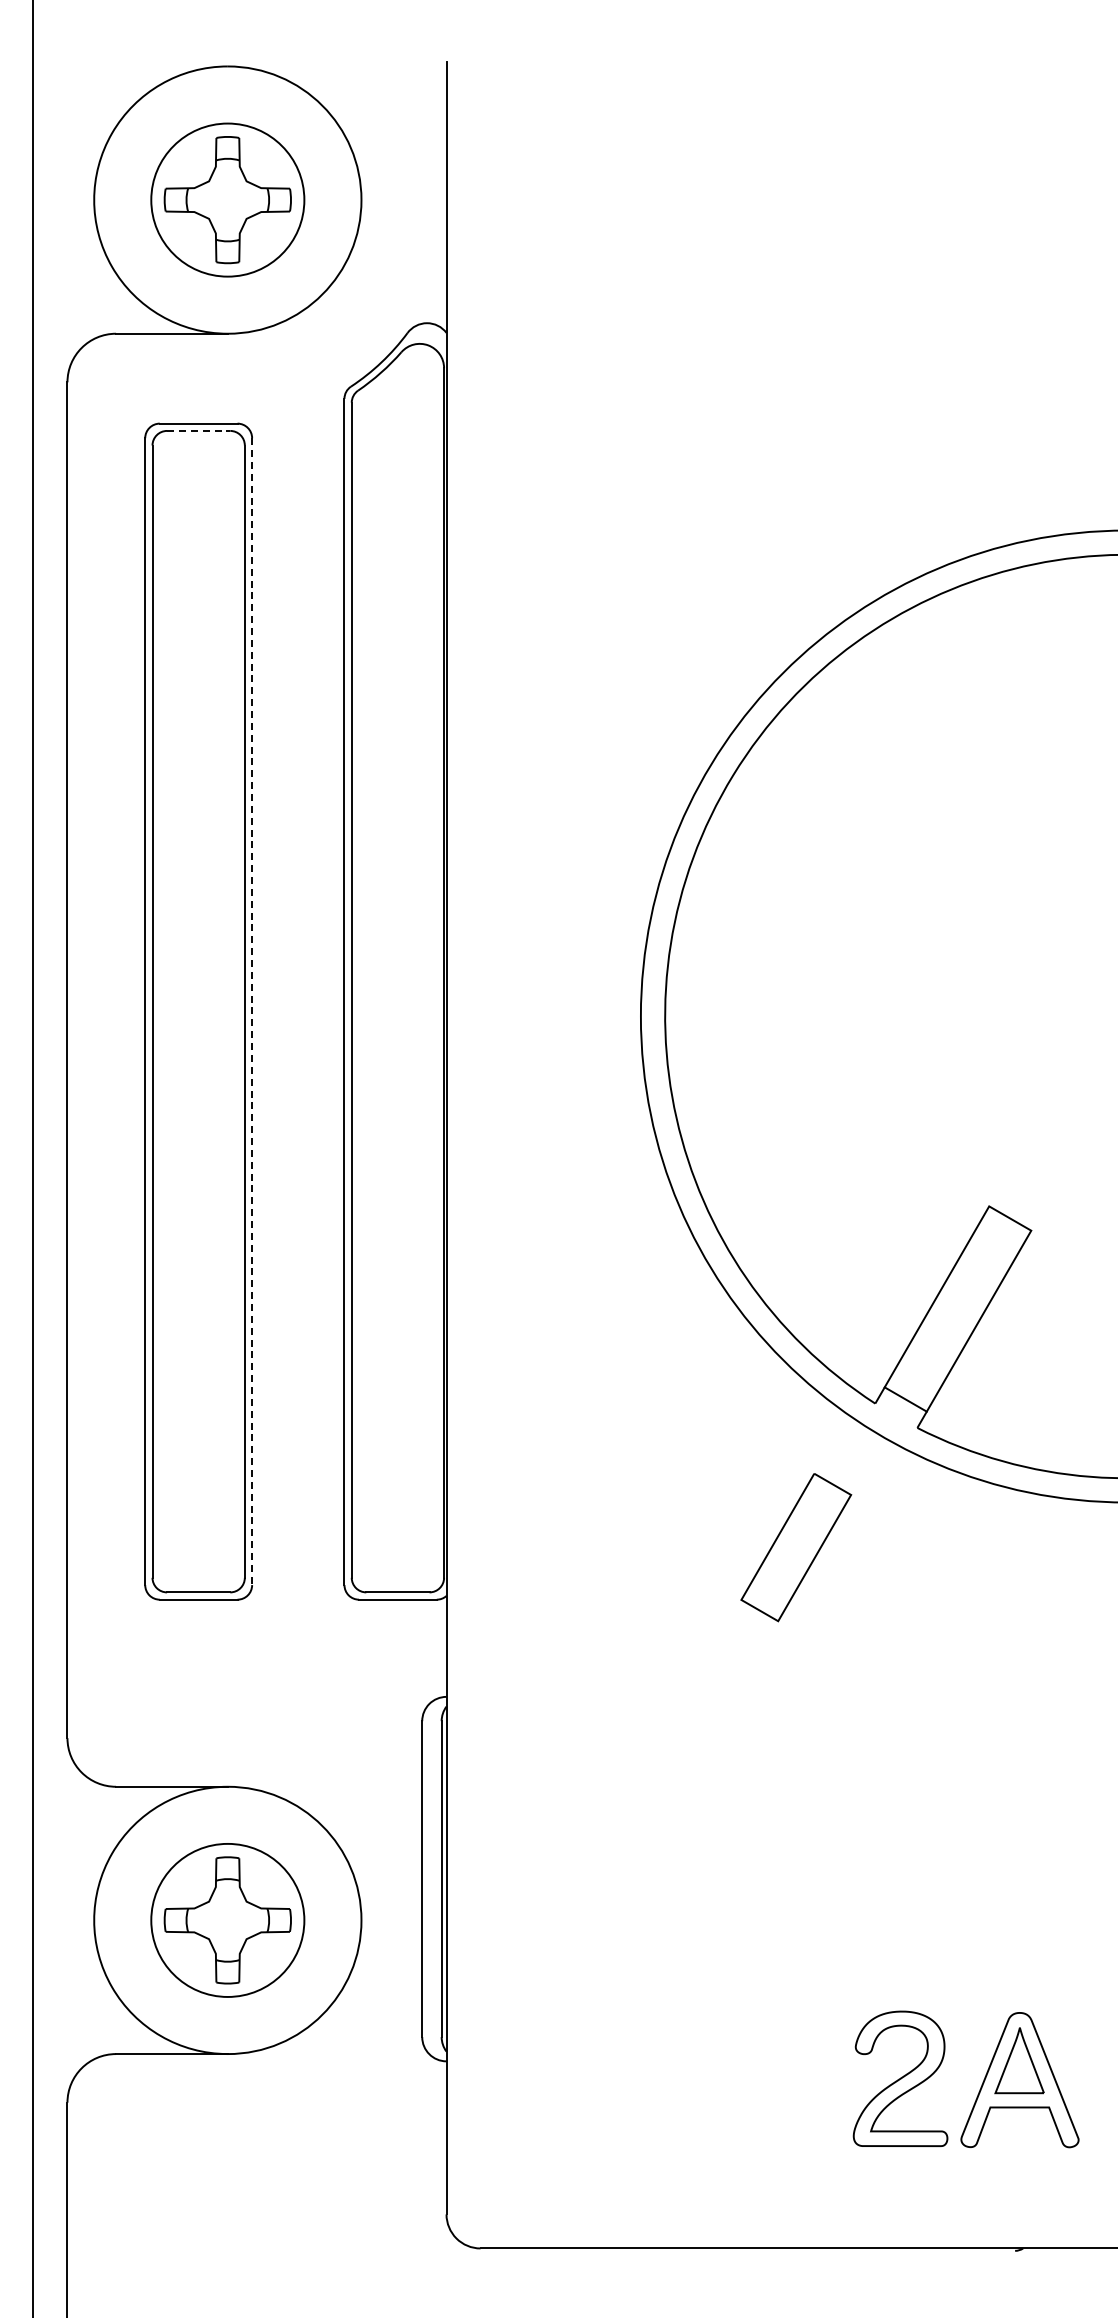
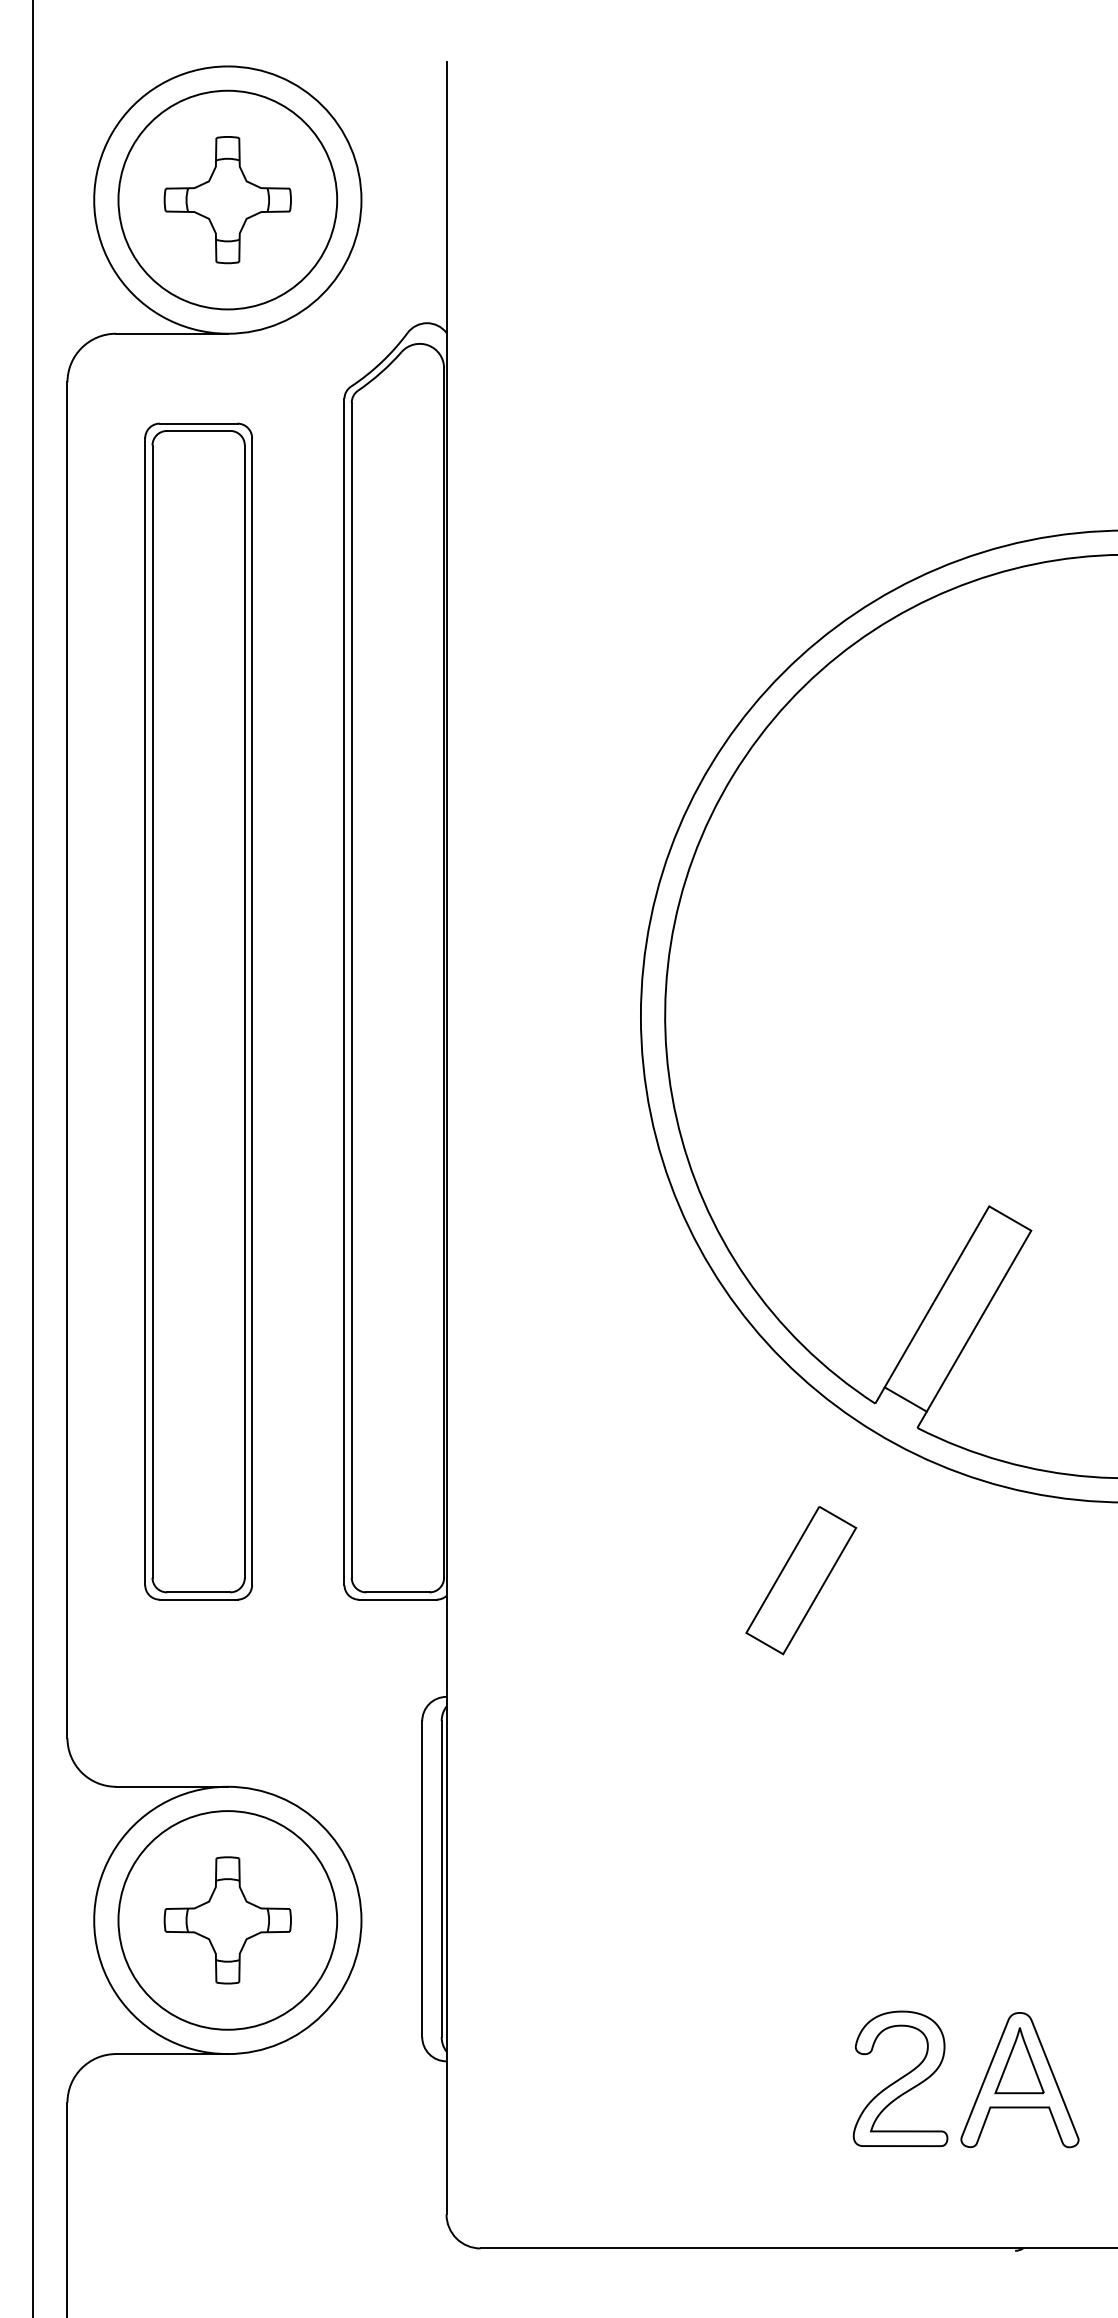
circle diameter: 153 px -> 219 px (227, 199)
line: dashed -> solid (198, 430)
line: dashed -> solid (252, 1012)
part position: (796, 1547) -> (801, 1580) (801, 1580)
circle diameter: 153 px -> 219 px (227, 1920)
